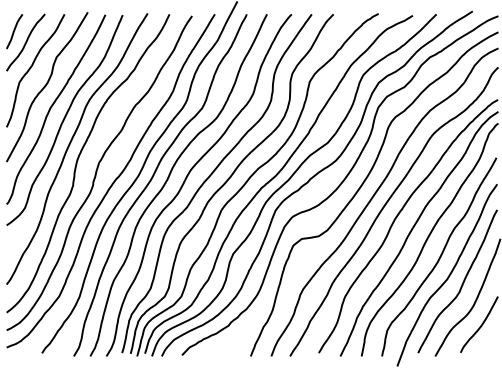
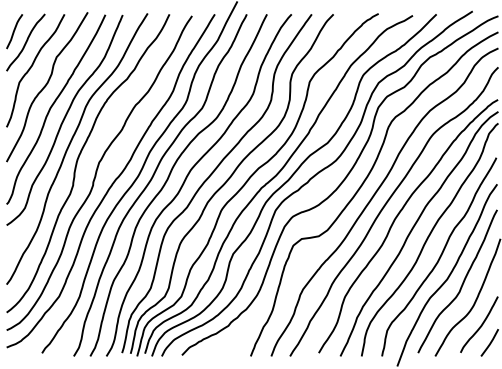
line: none -> present (490, 342)
